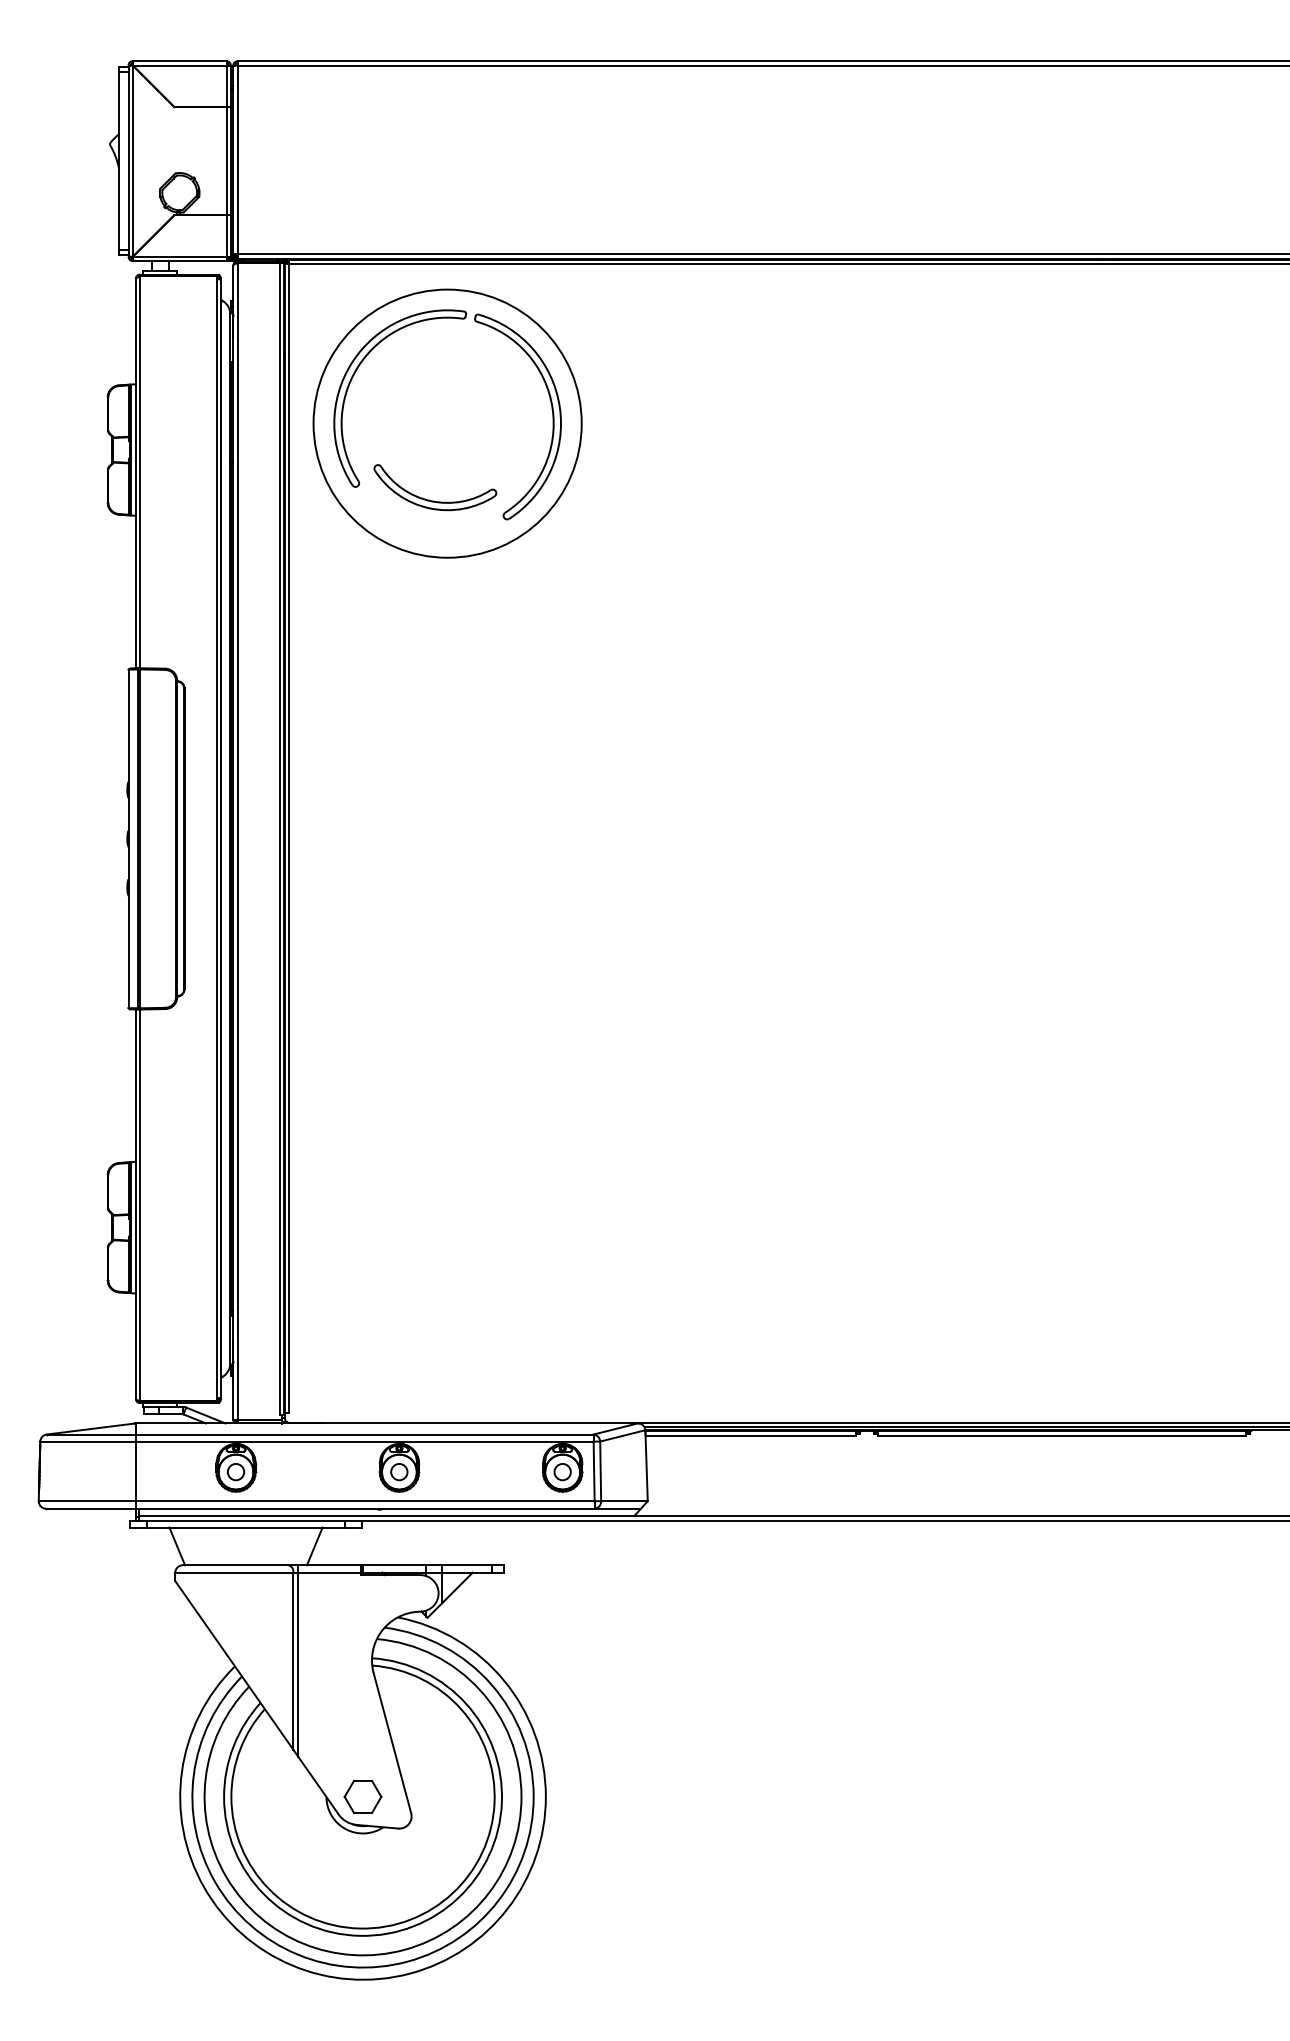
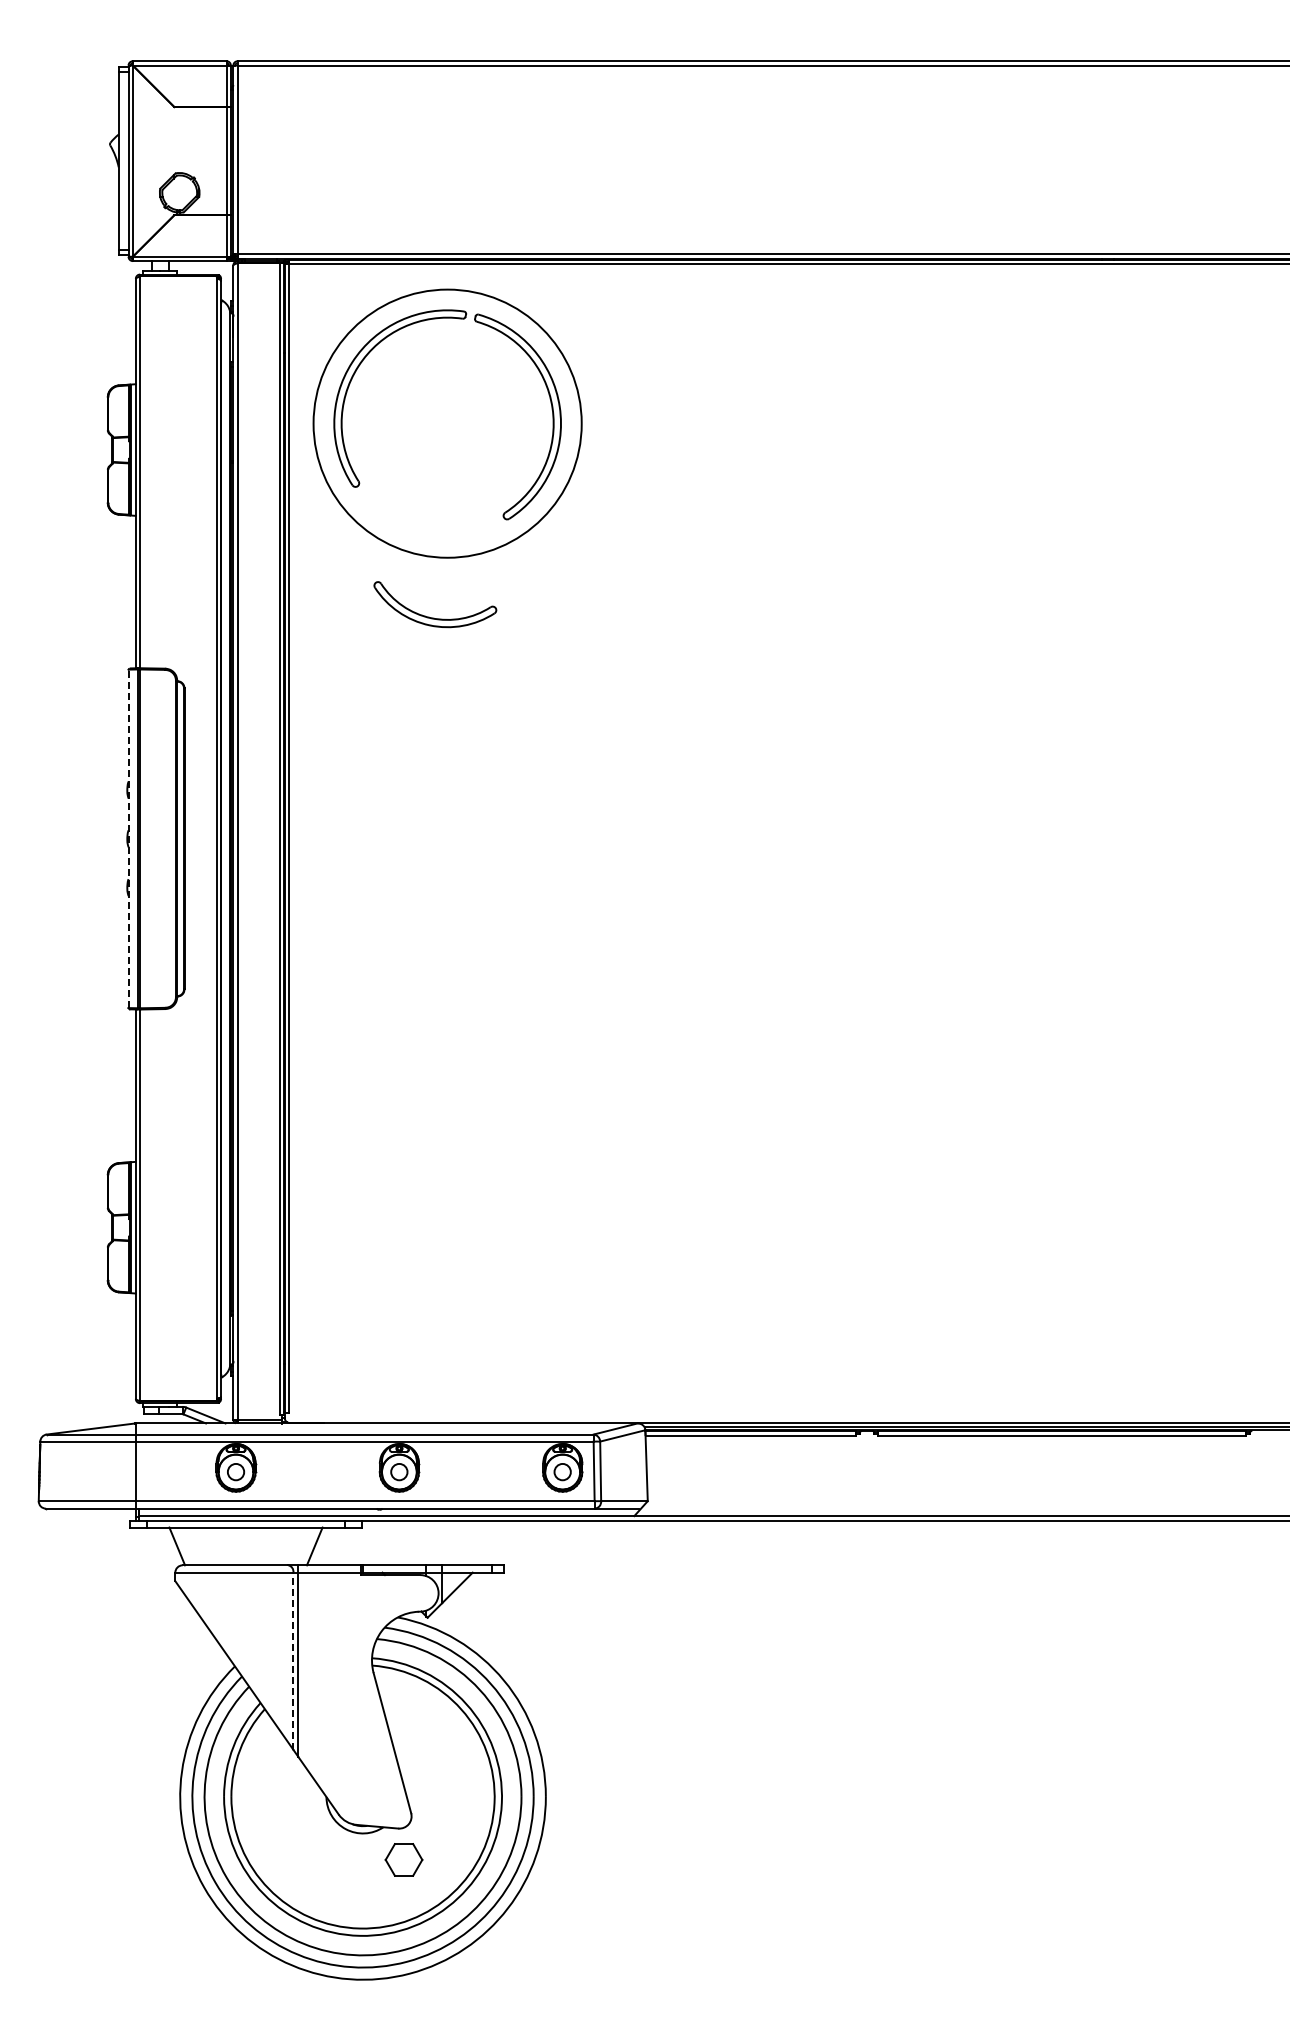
part position: (434, 500) -> (434, 617) (434, 617)
line: solid -> dashed (128, 838)
line: solid -> dashed (293, 1661)
part position: (362, 1796) -> (403, 1859) (403, 1859)
